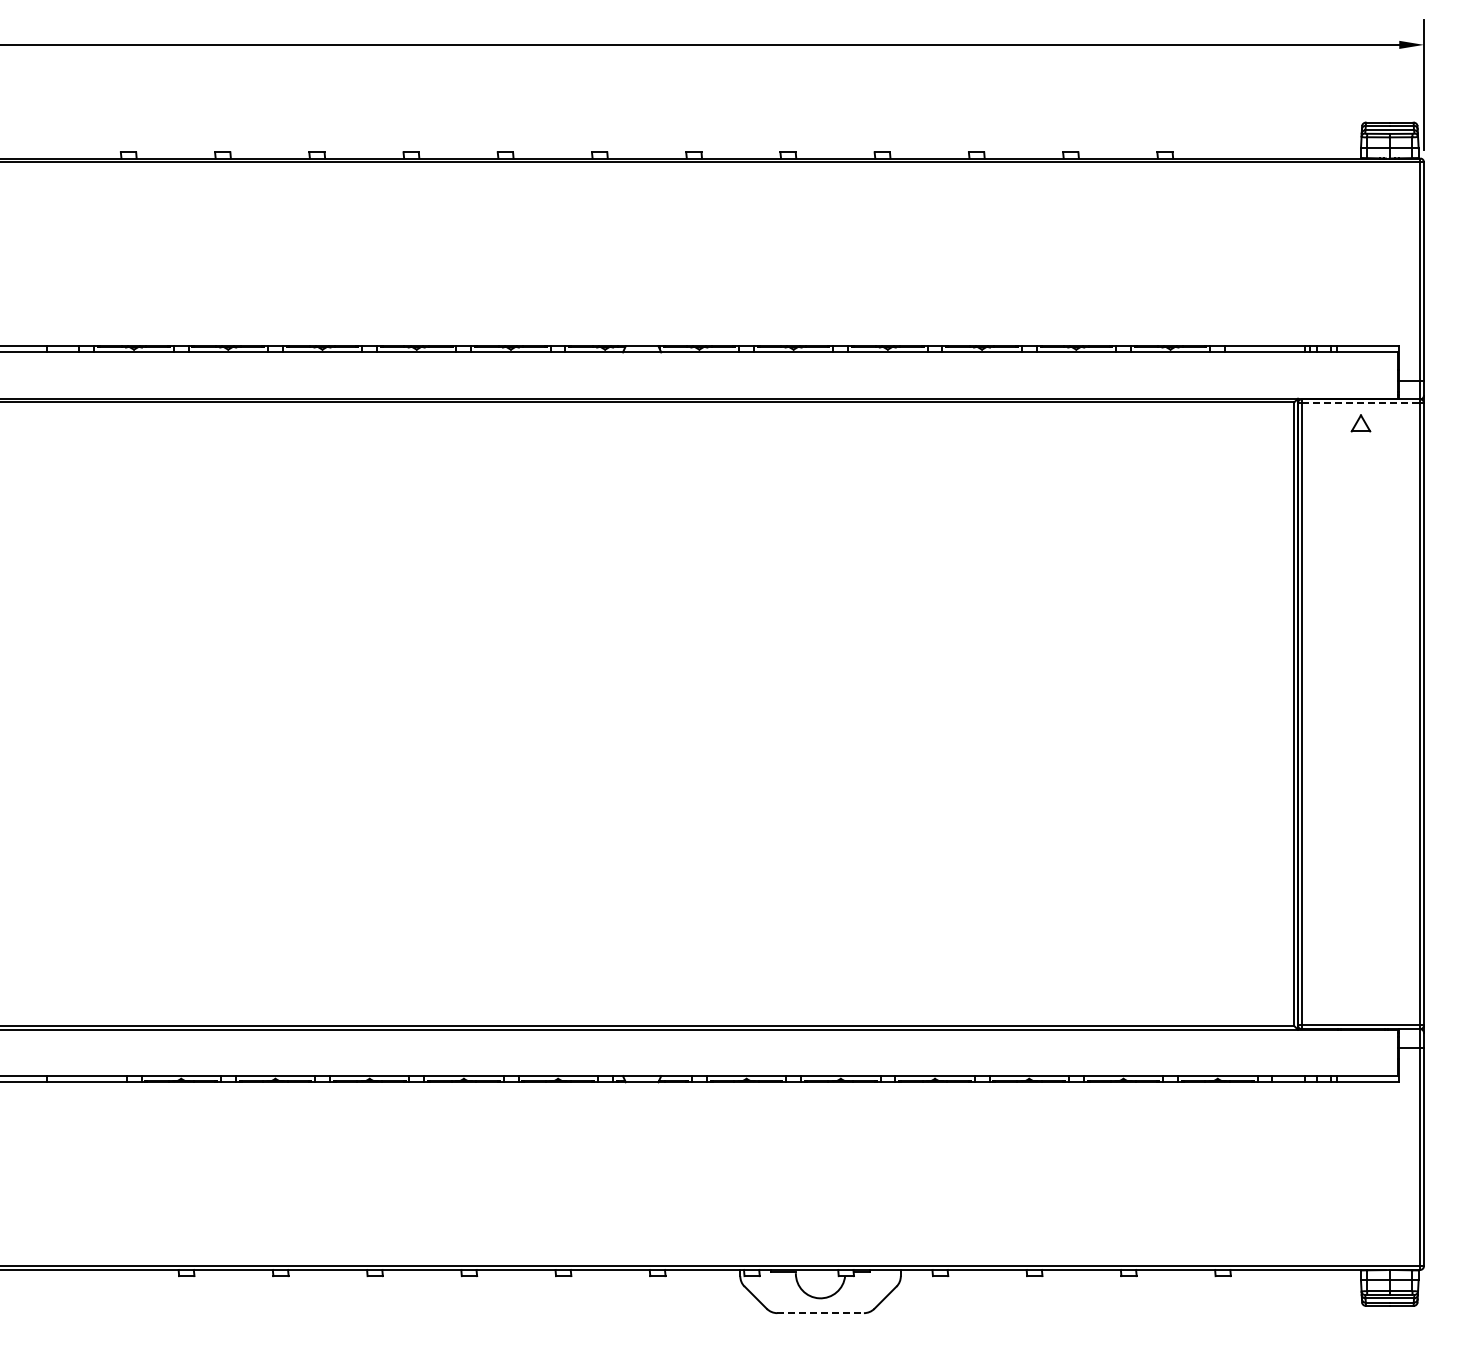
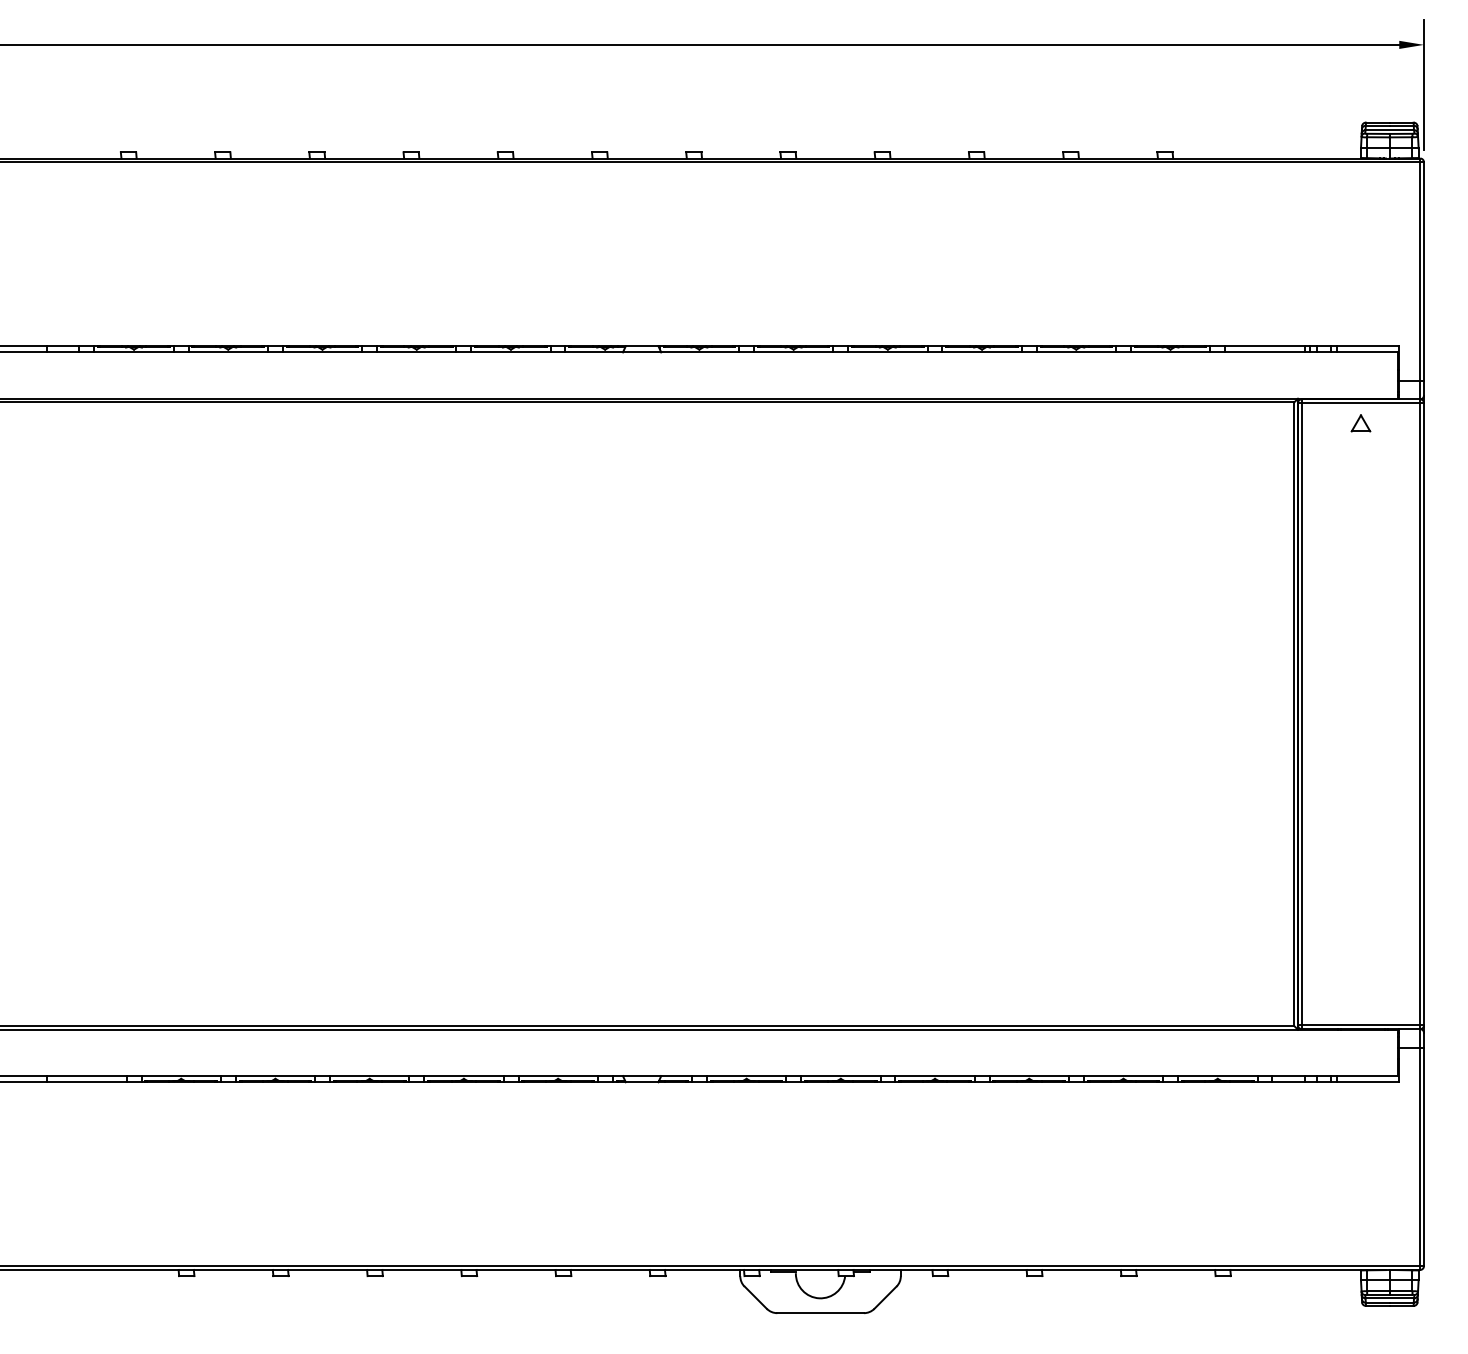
line: dashed -> solid (1361, 403)
line: dashed -> solid (821, 1313)
